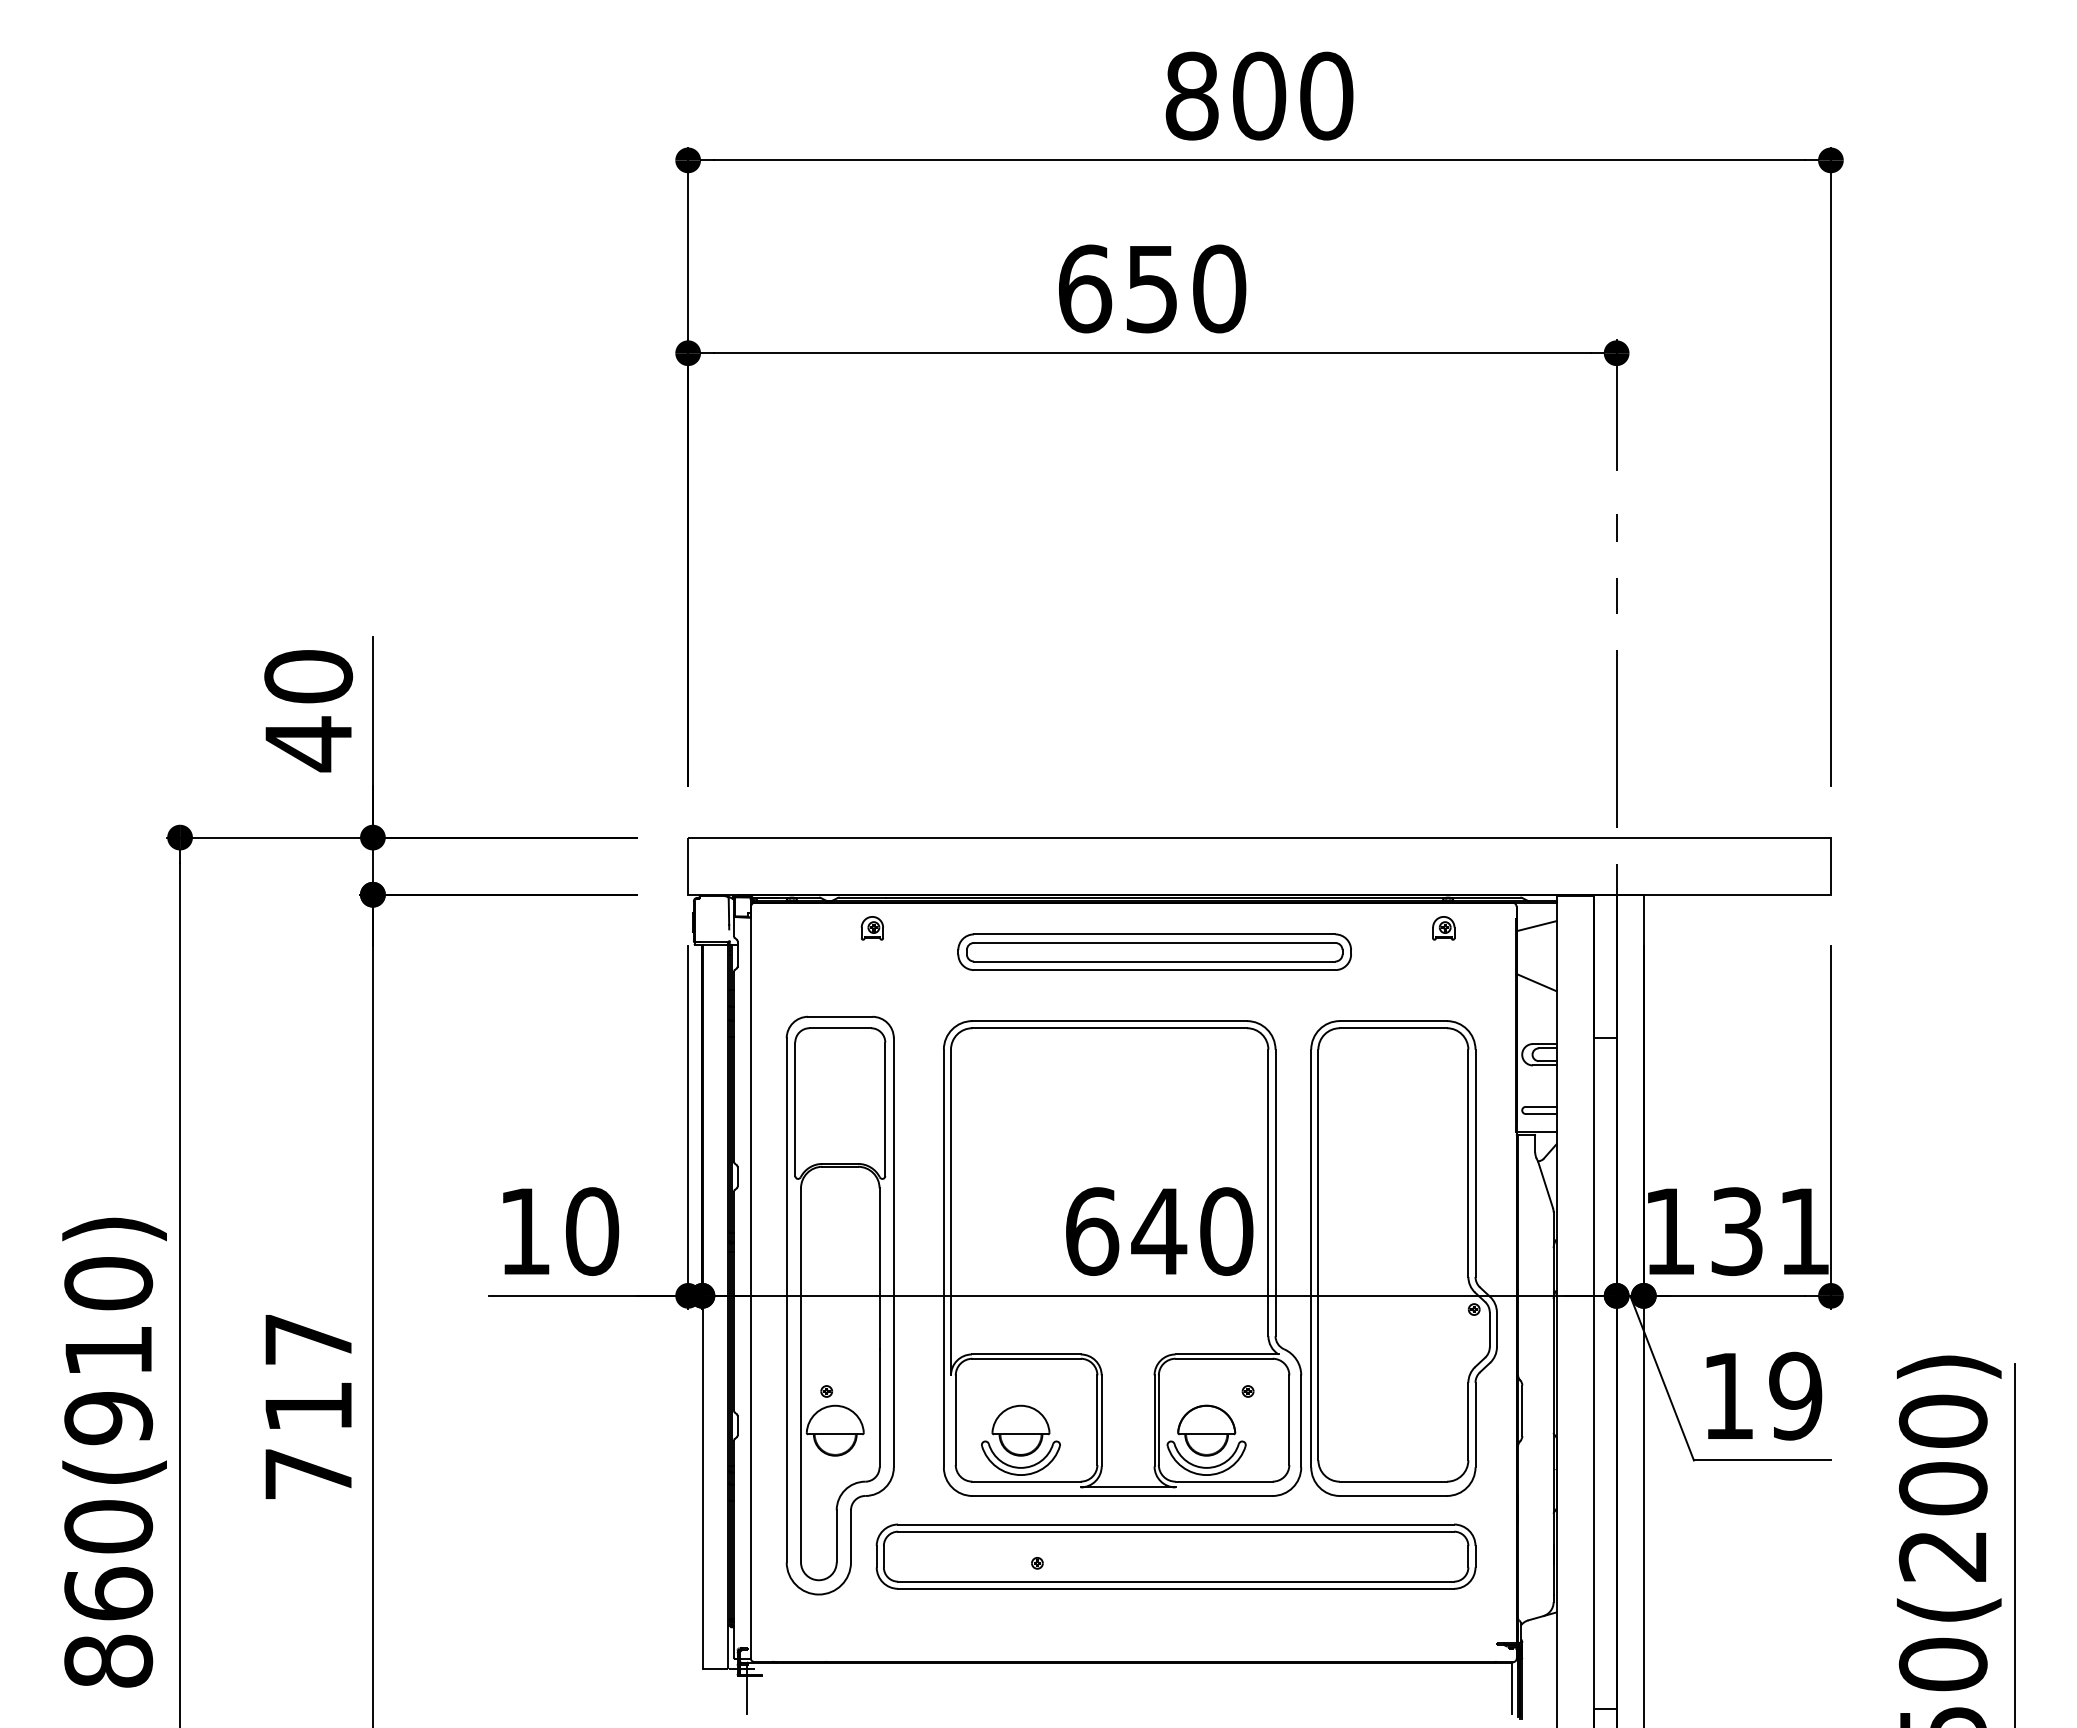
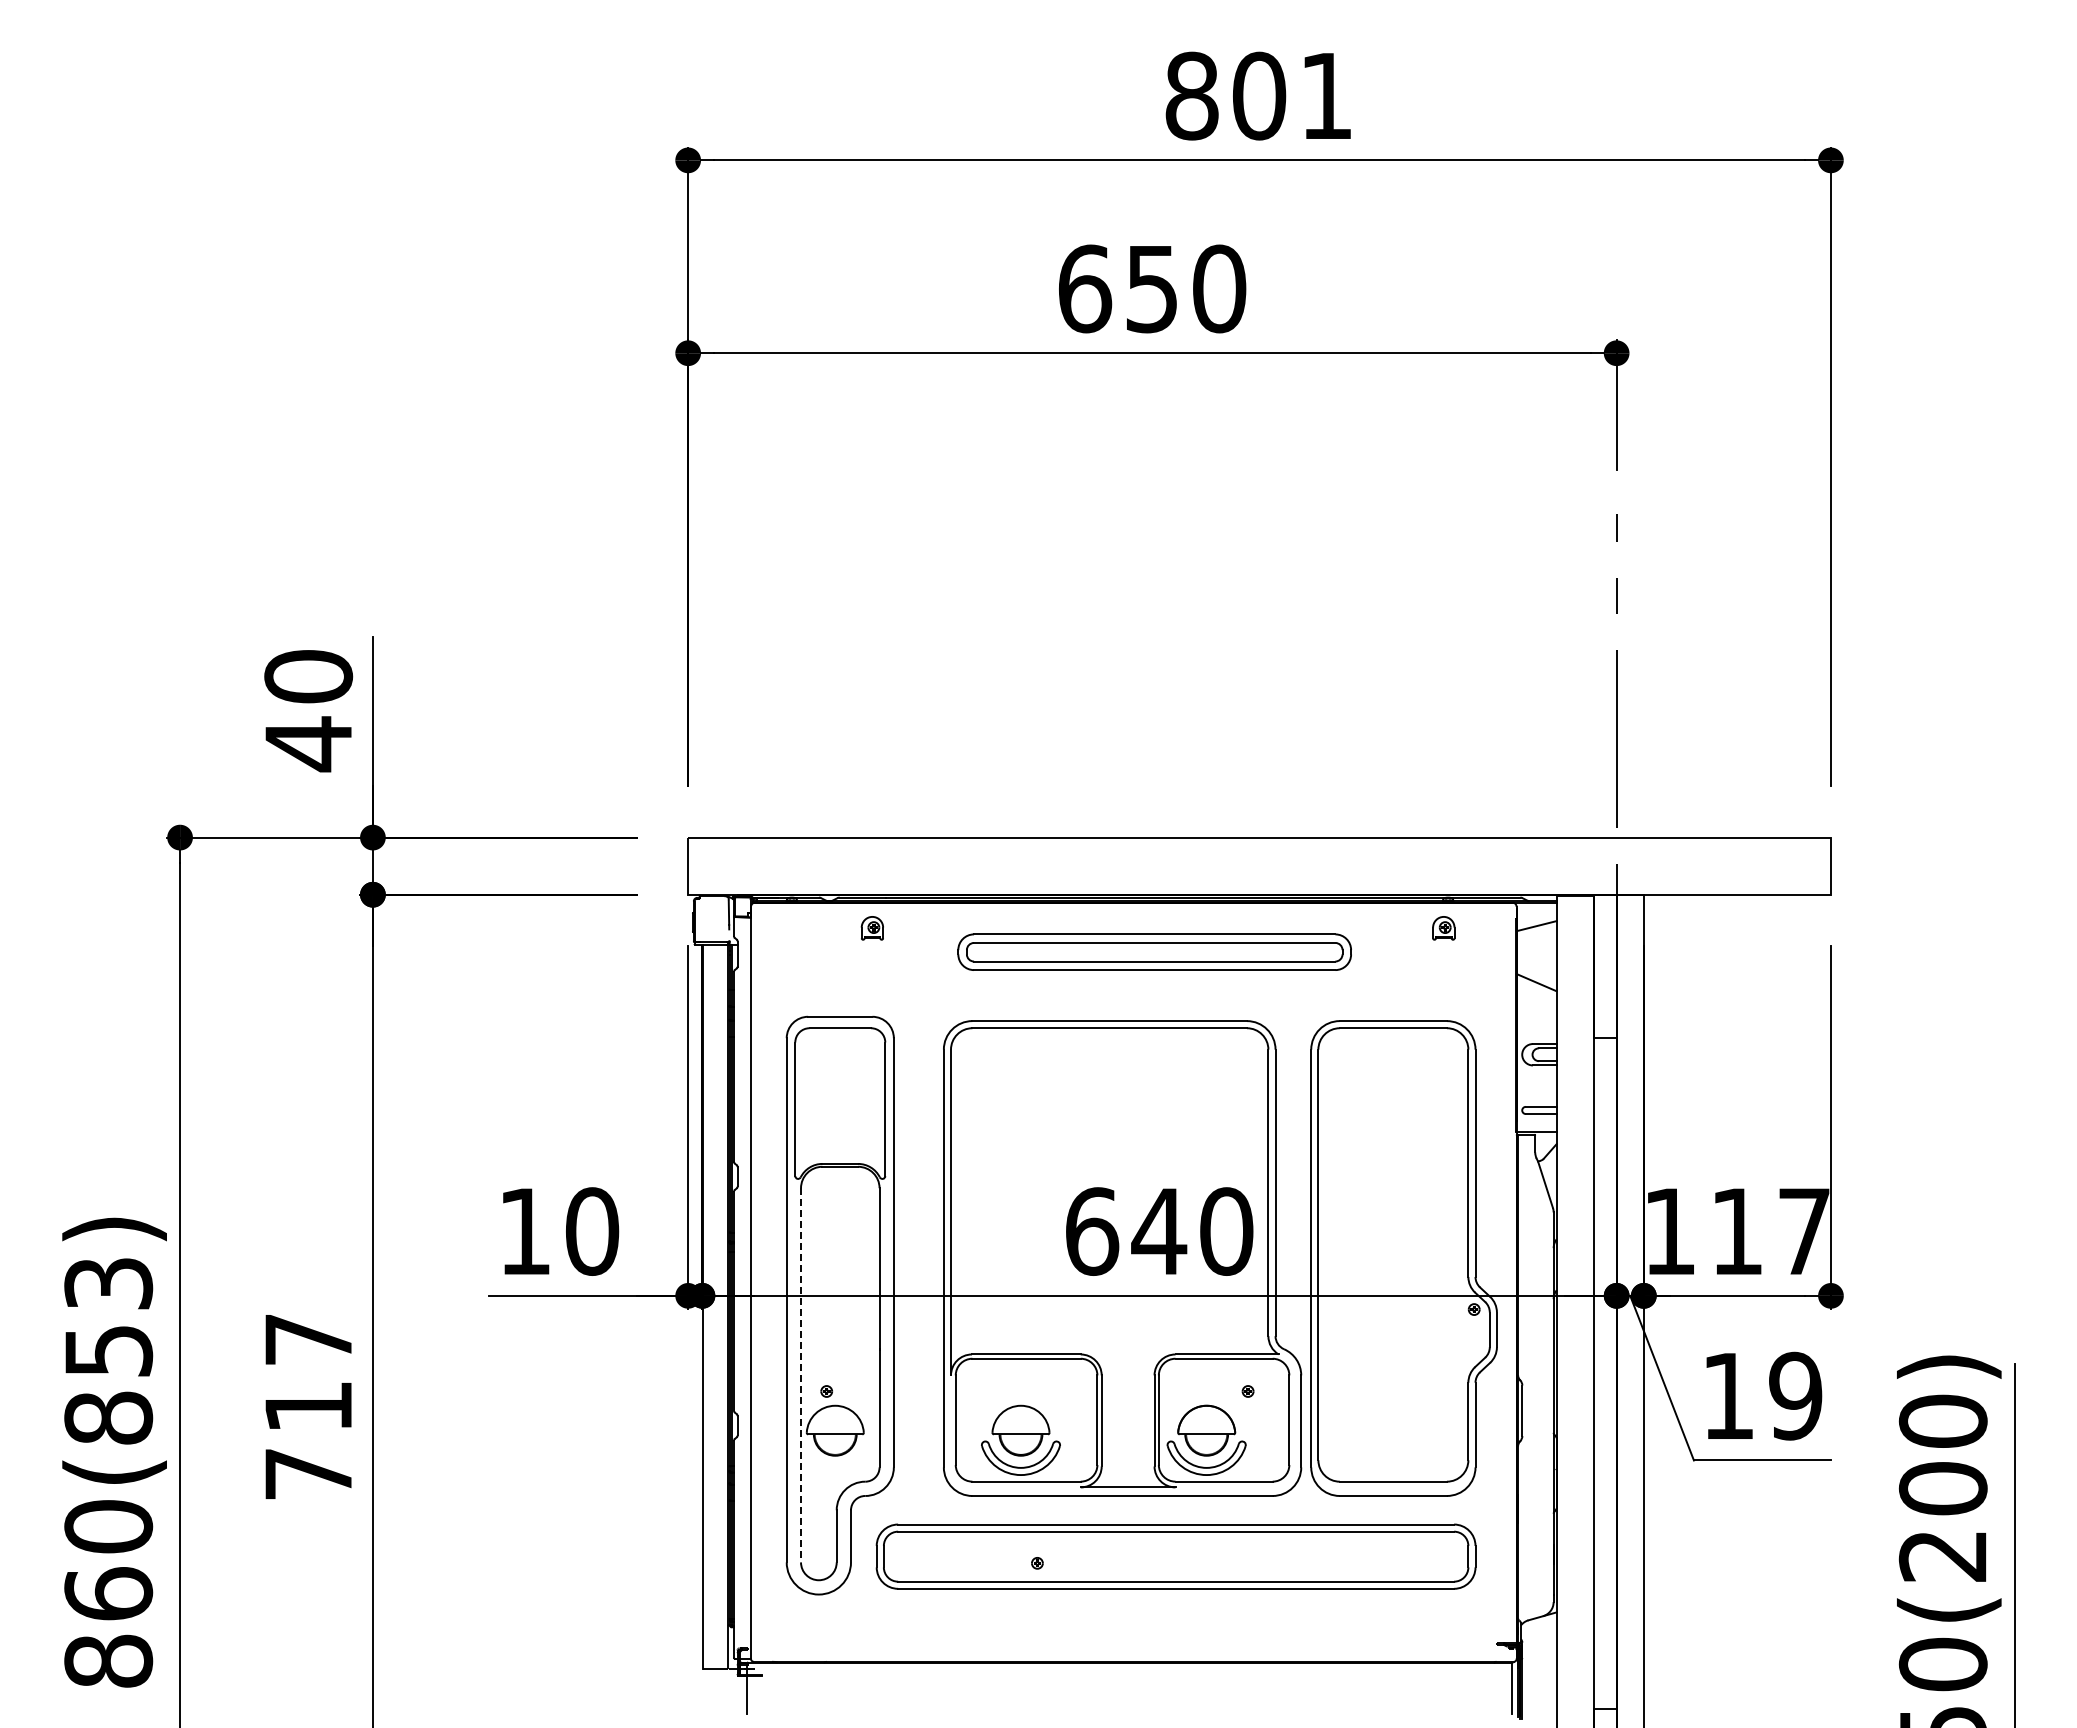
text: 800 -> 801 (1326, 95)
text: 131 -> 117 (1770, 1231)
text: 860(910) -> 860(853) (108, 1351)
line: solid -> dashed (801, 1375)
